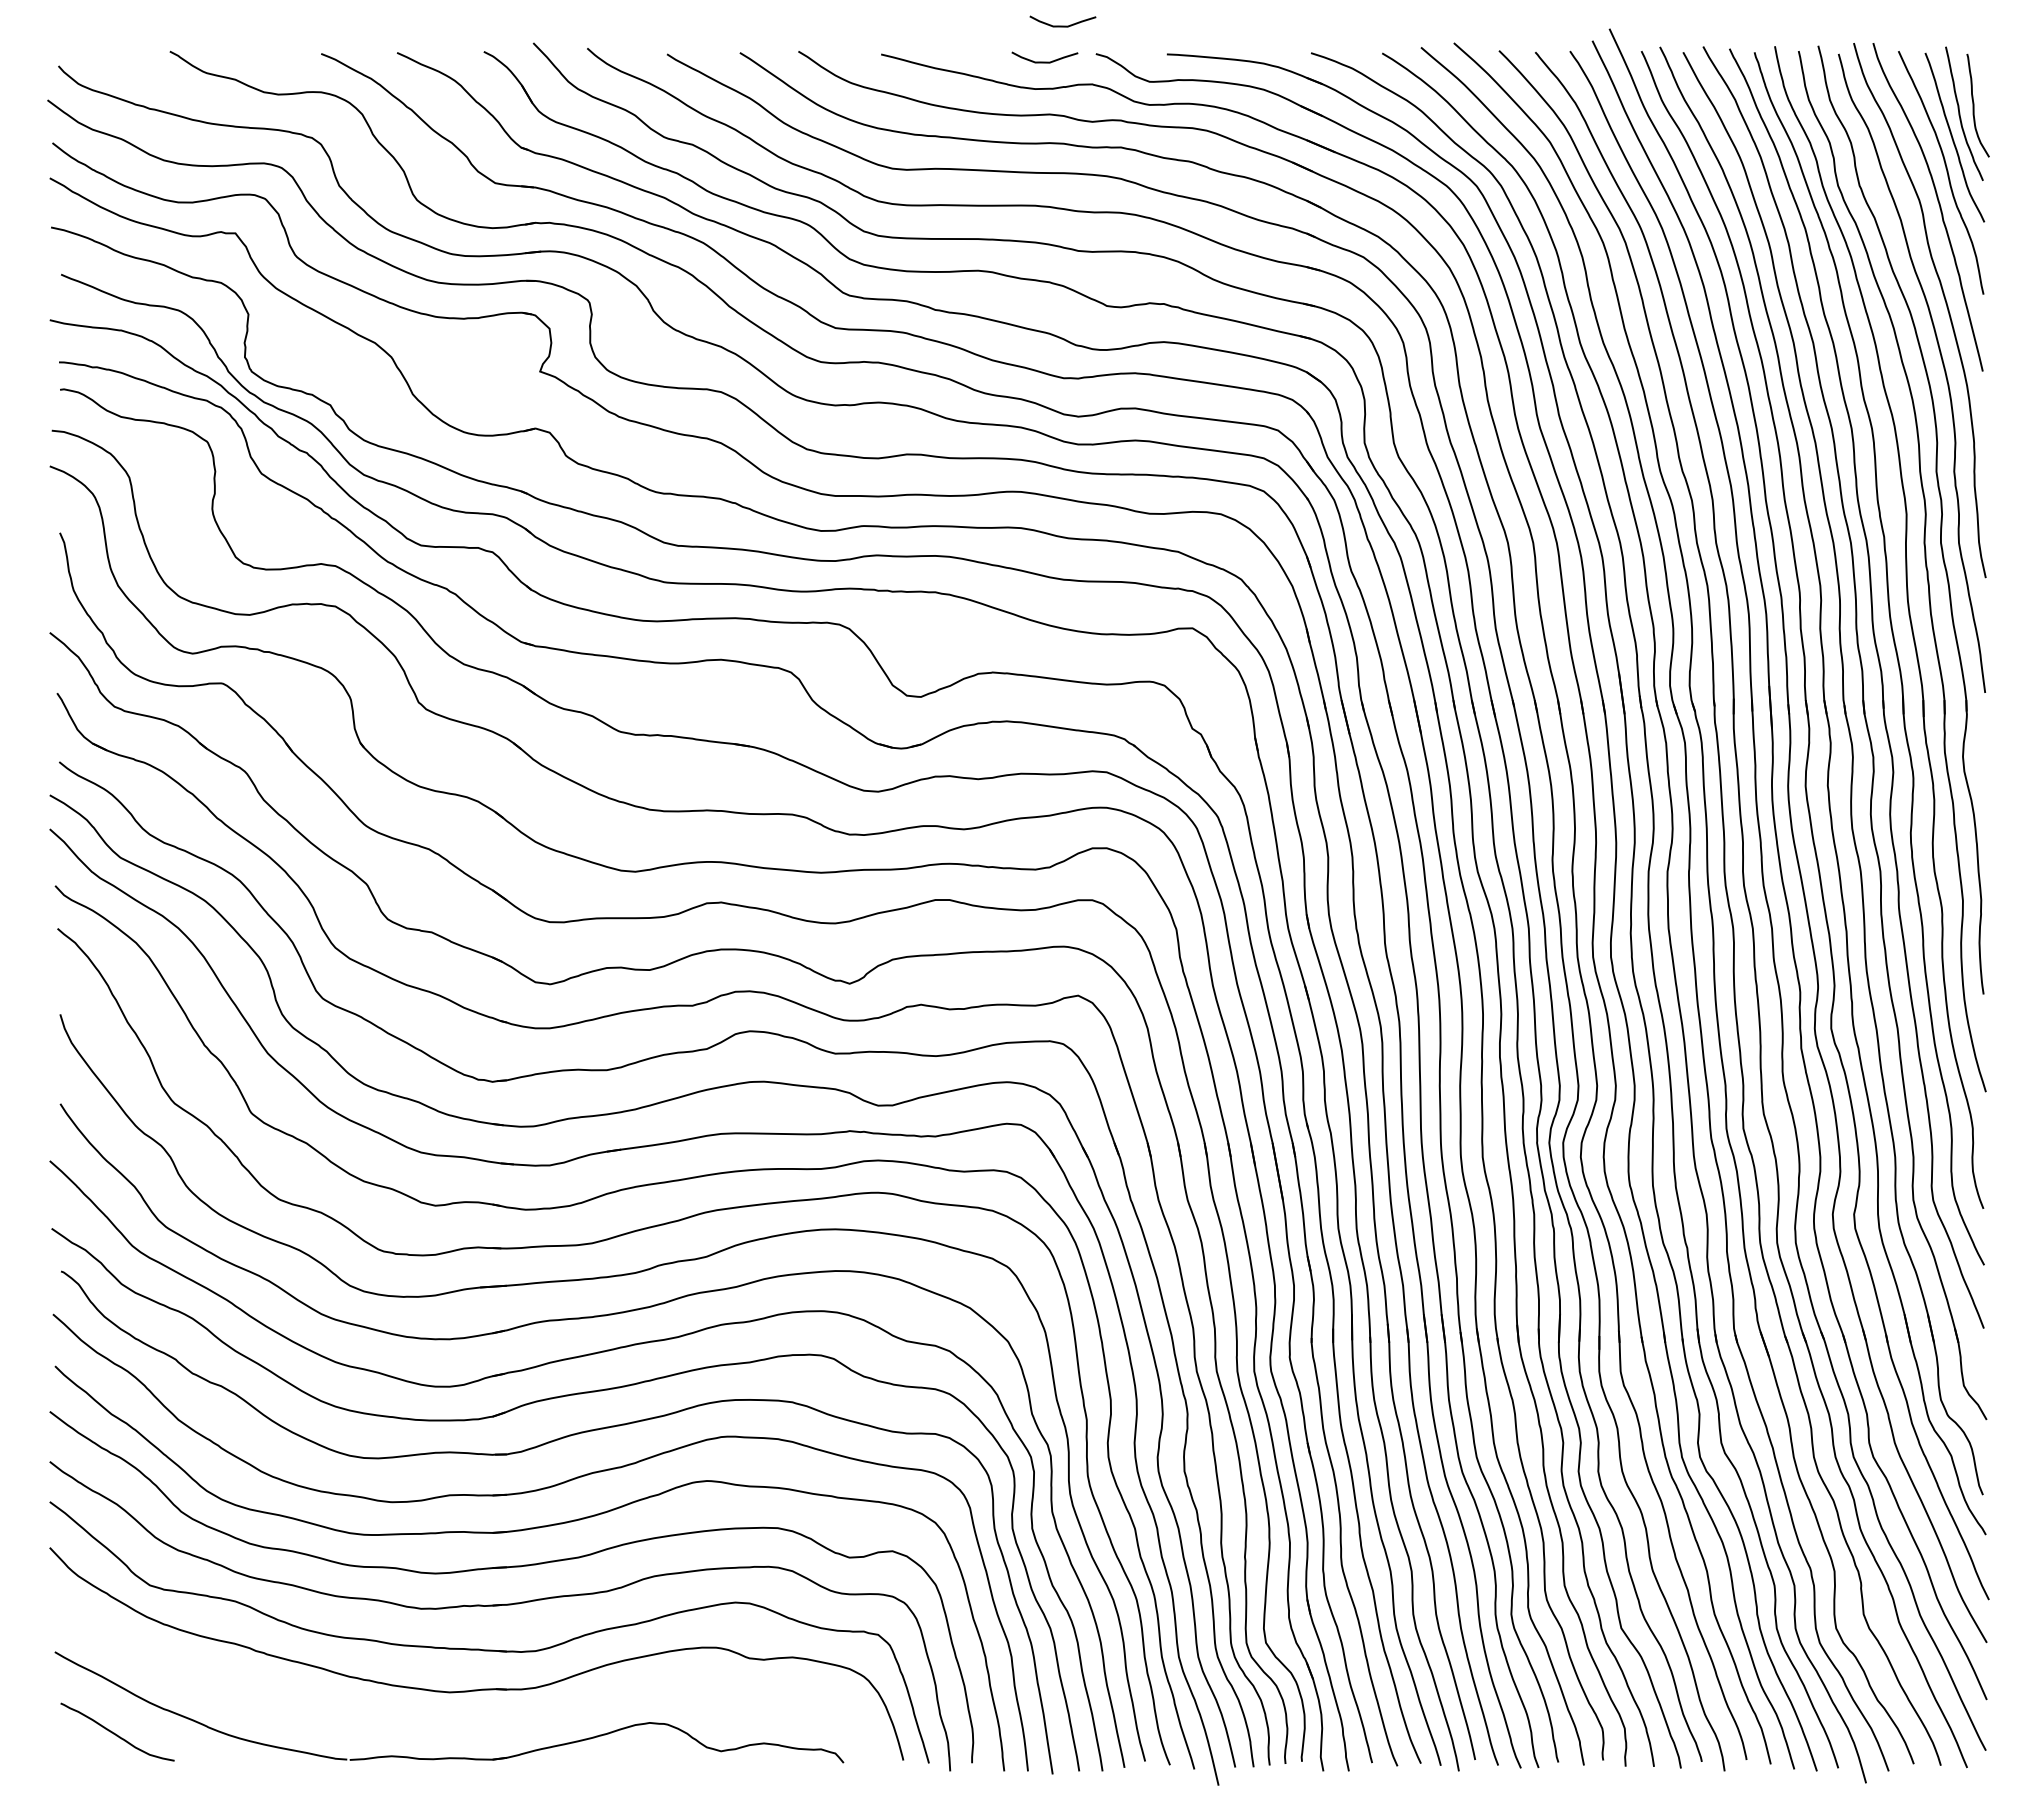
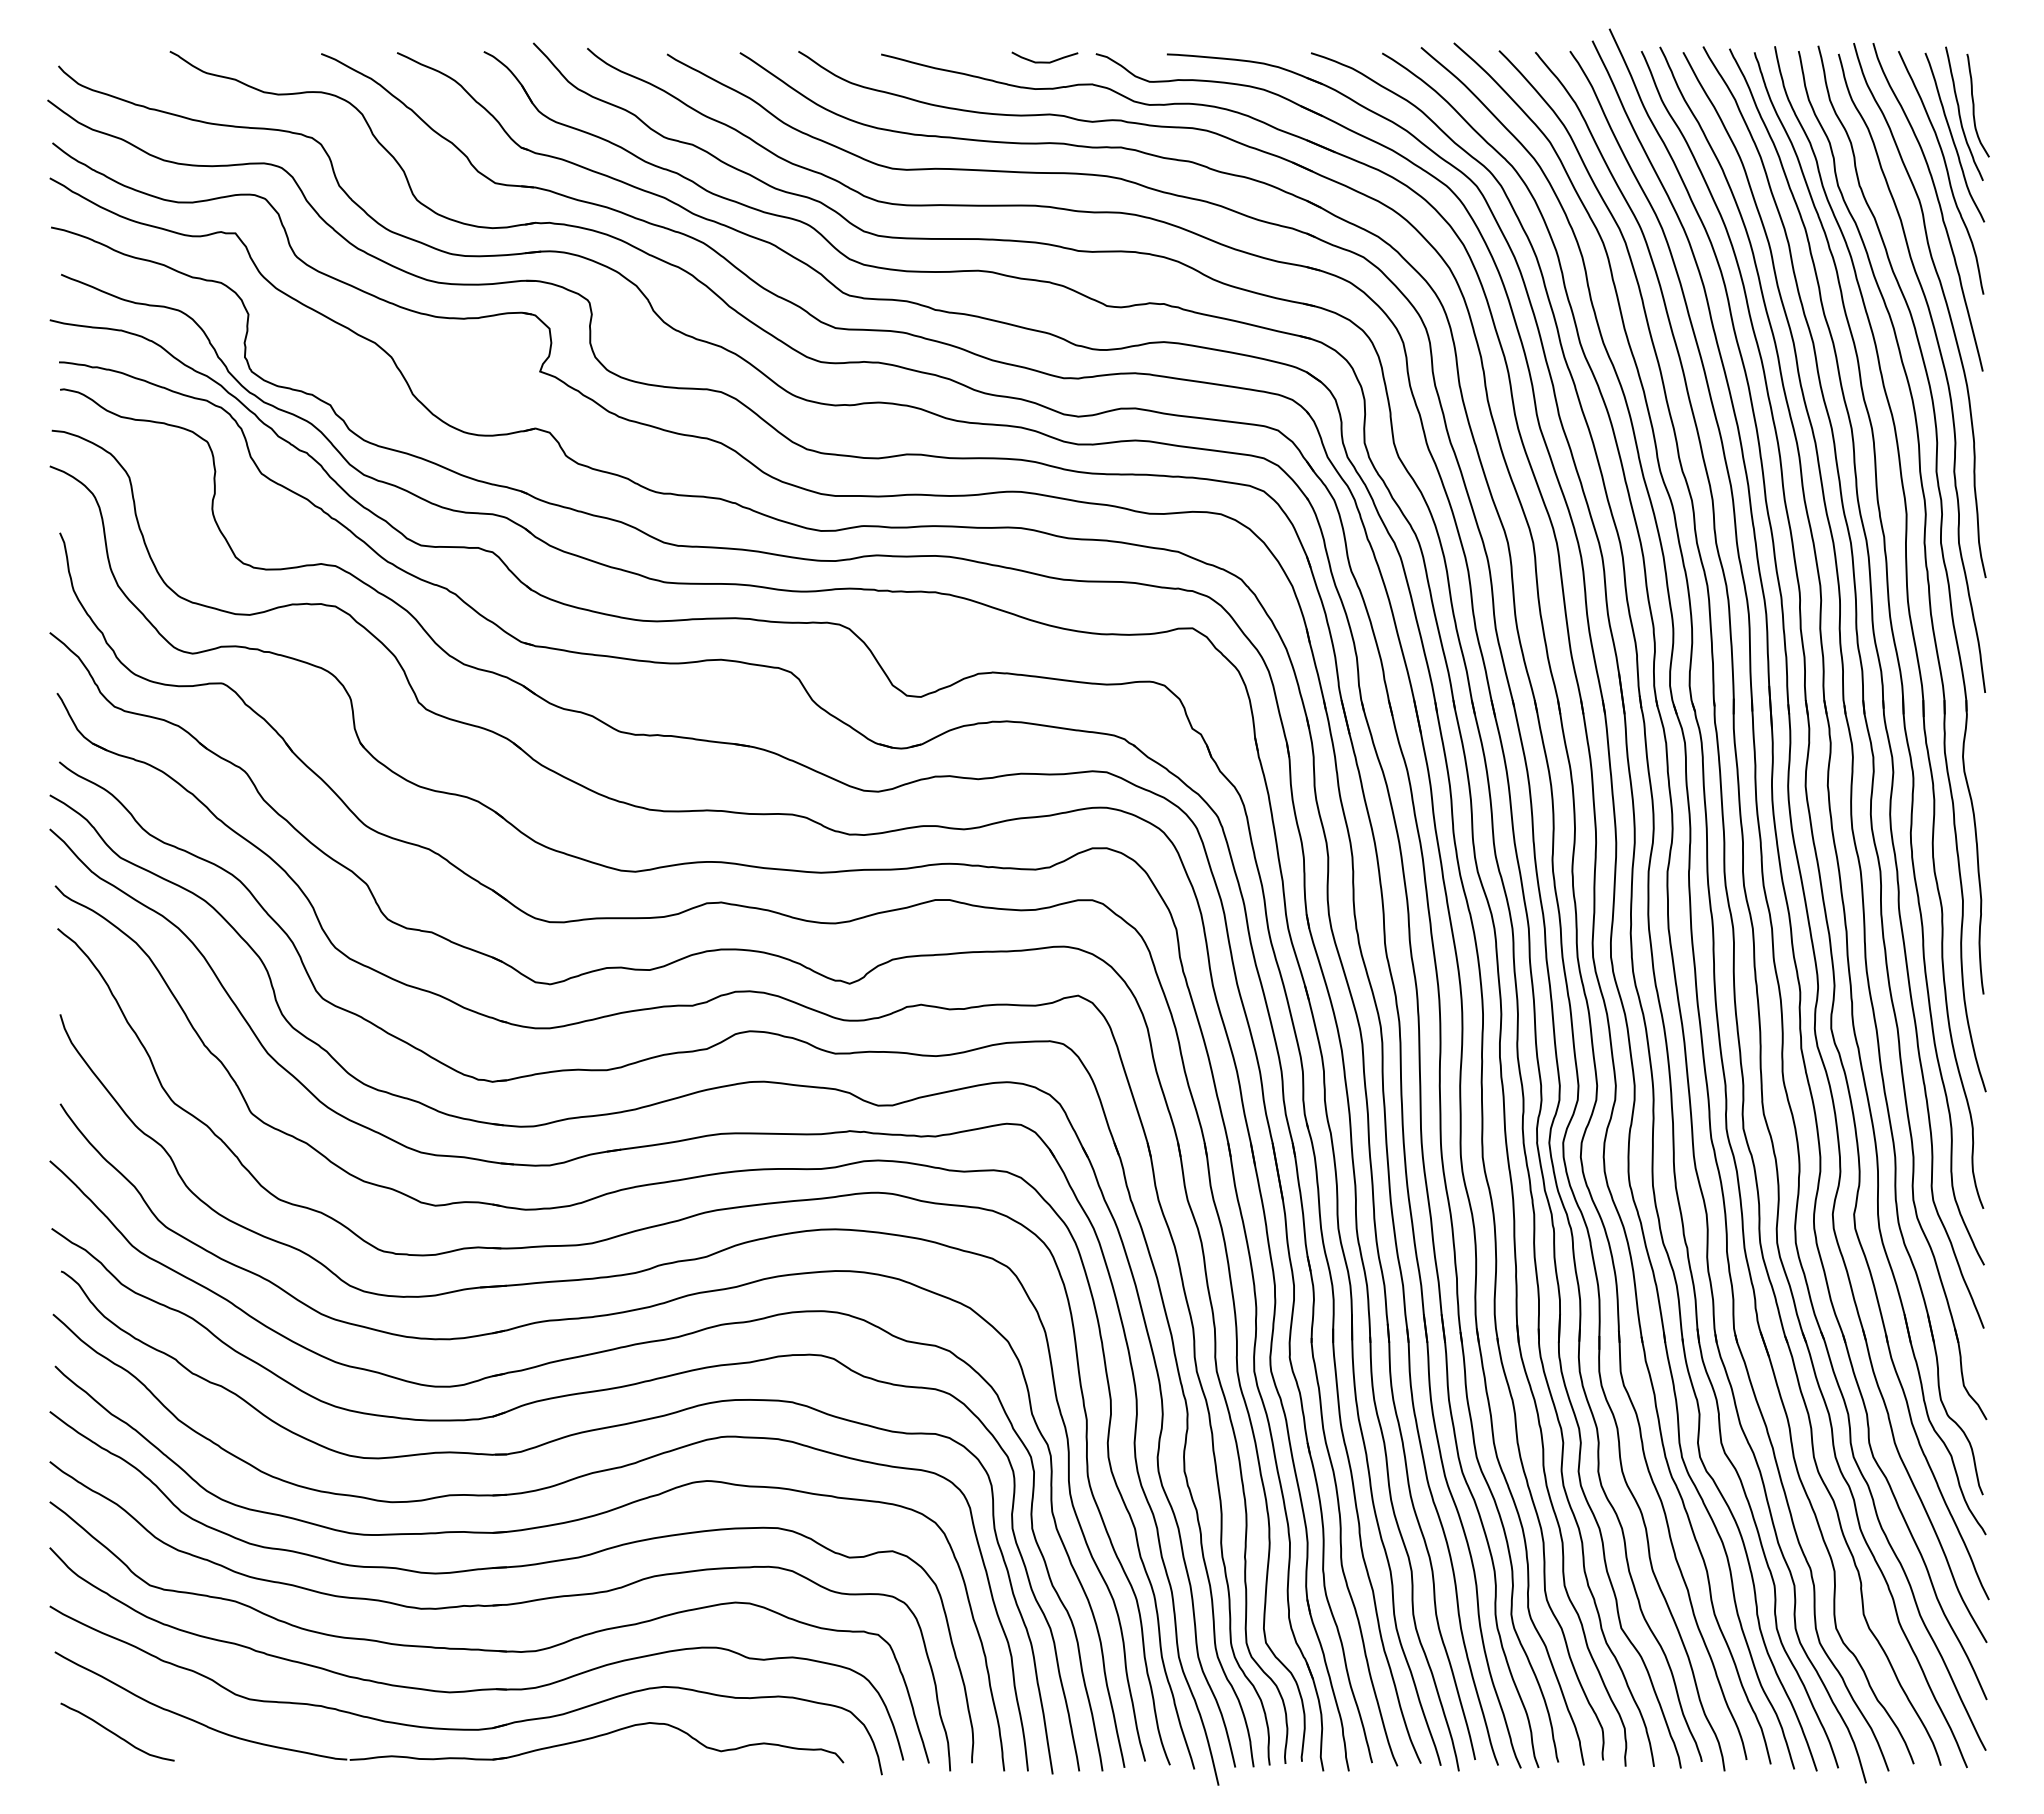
curve: present -> none (1062, 25)
part: none -> present (465, 1728)
